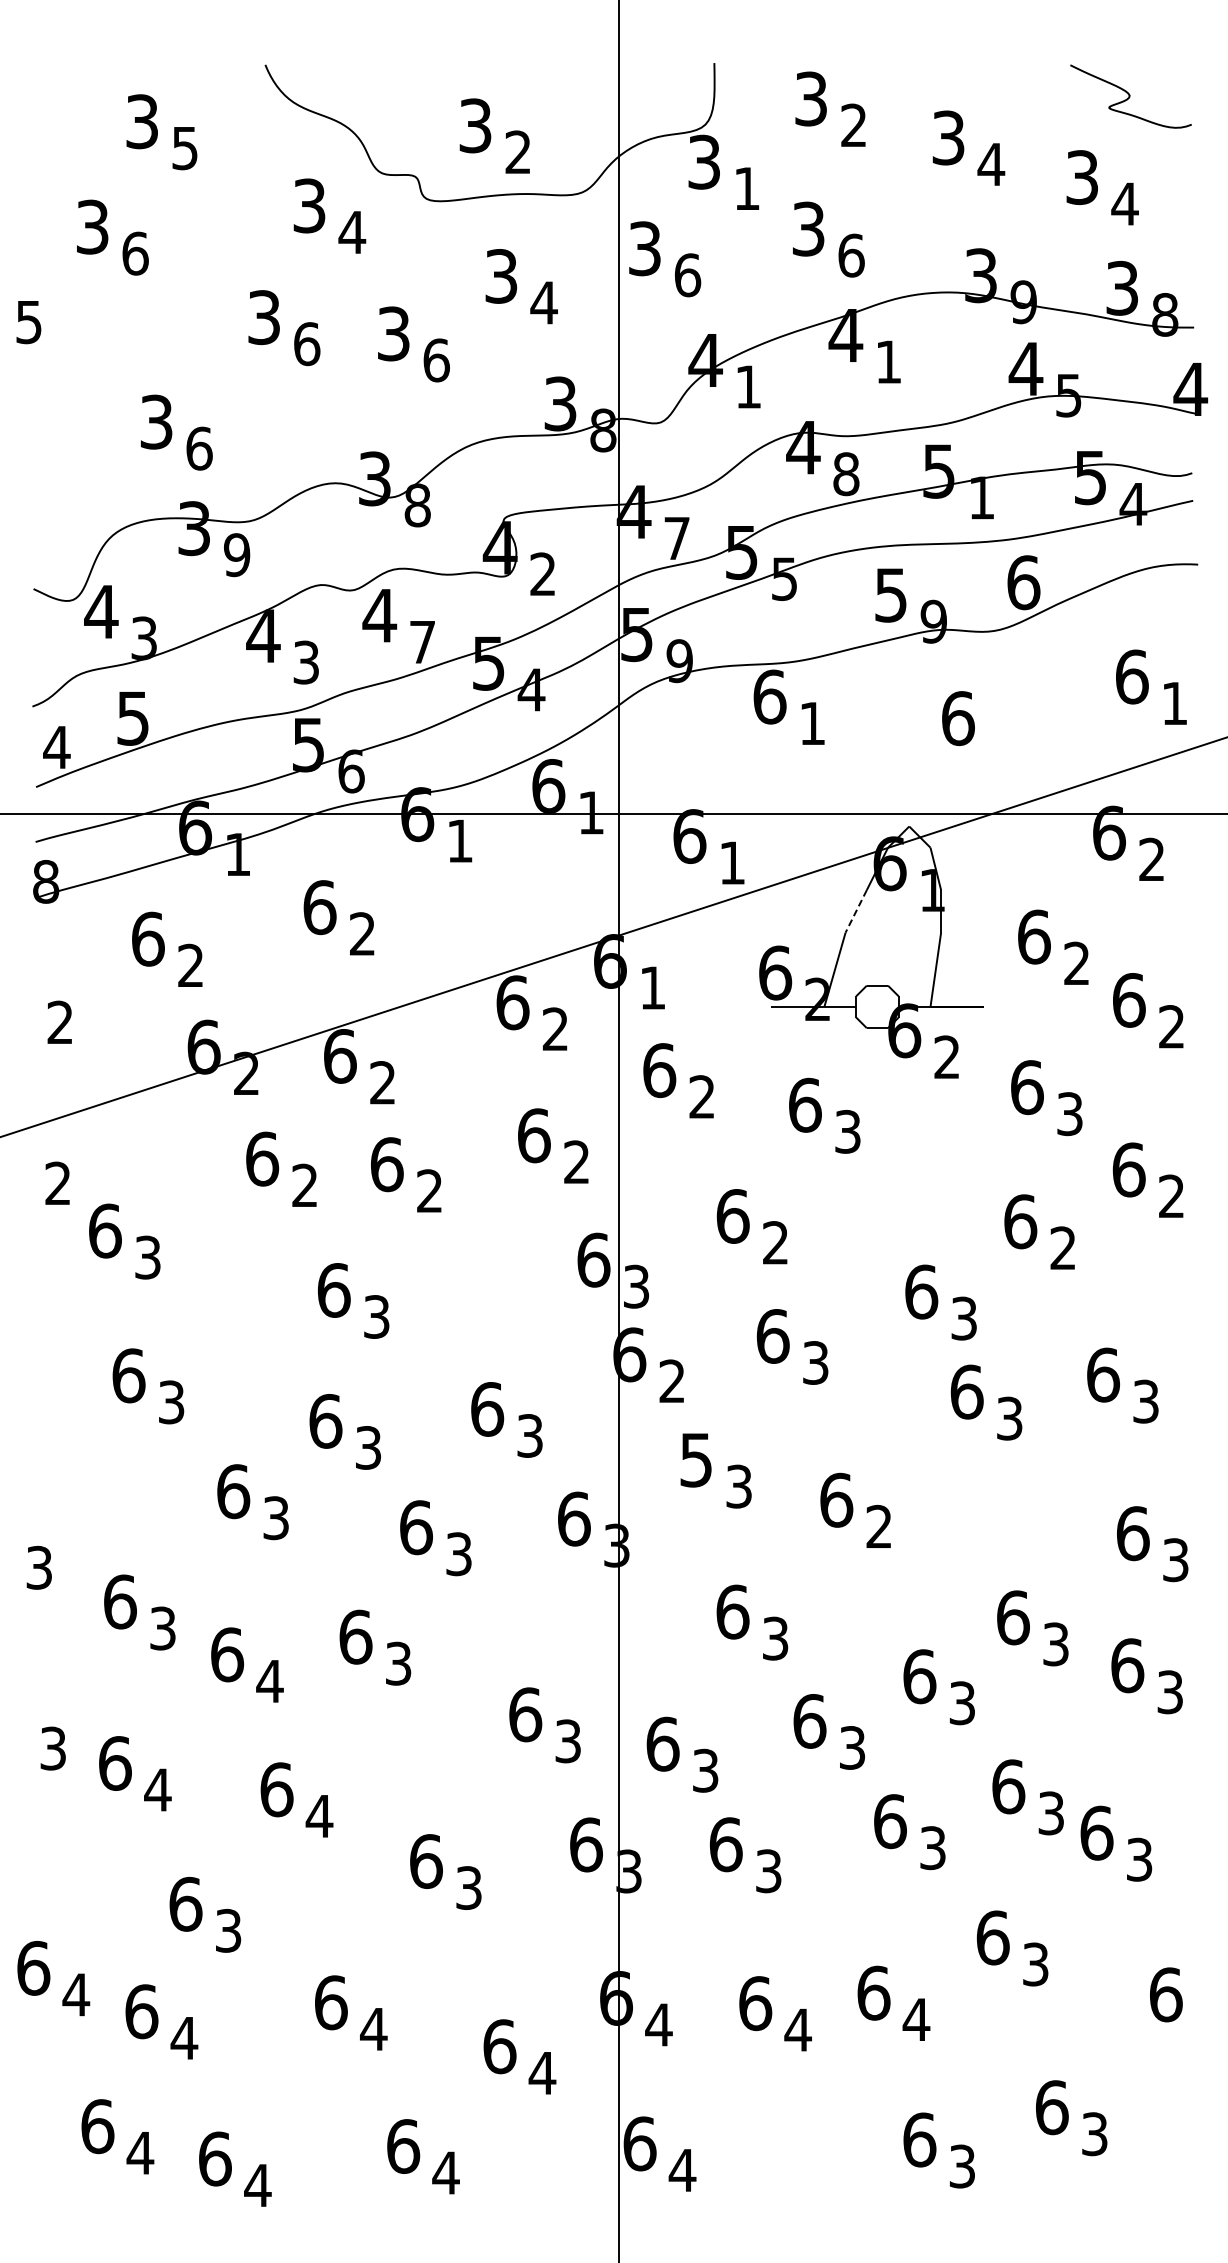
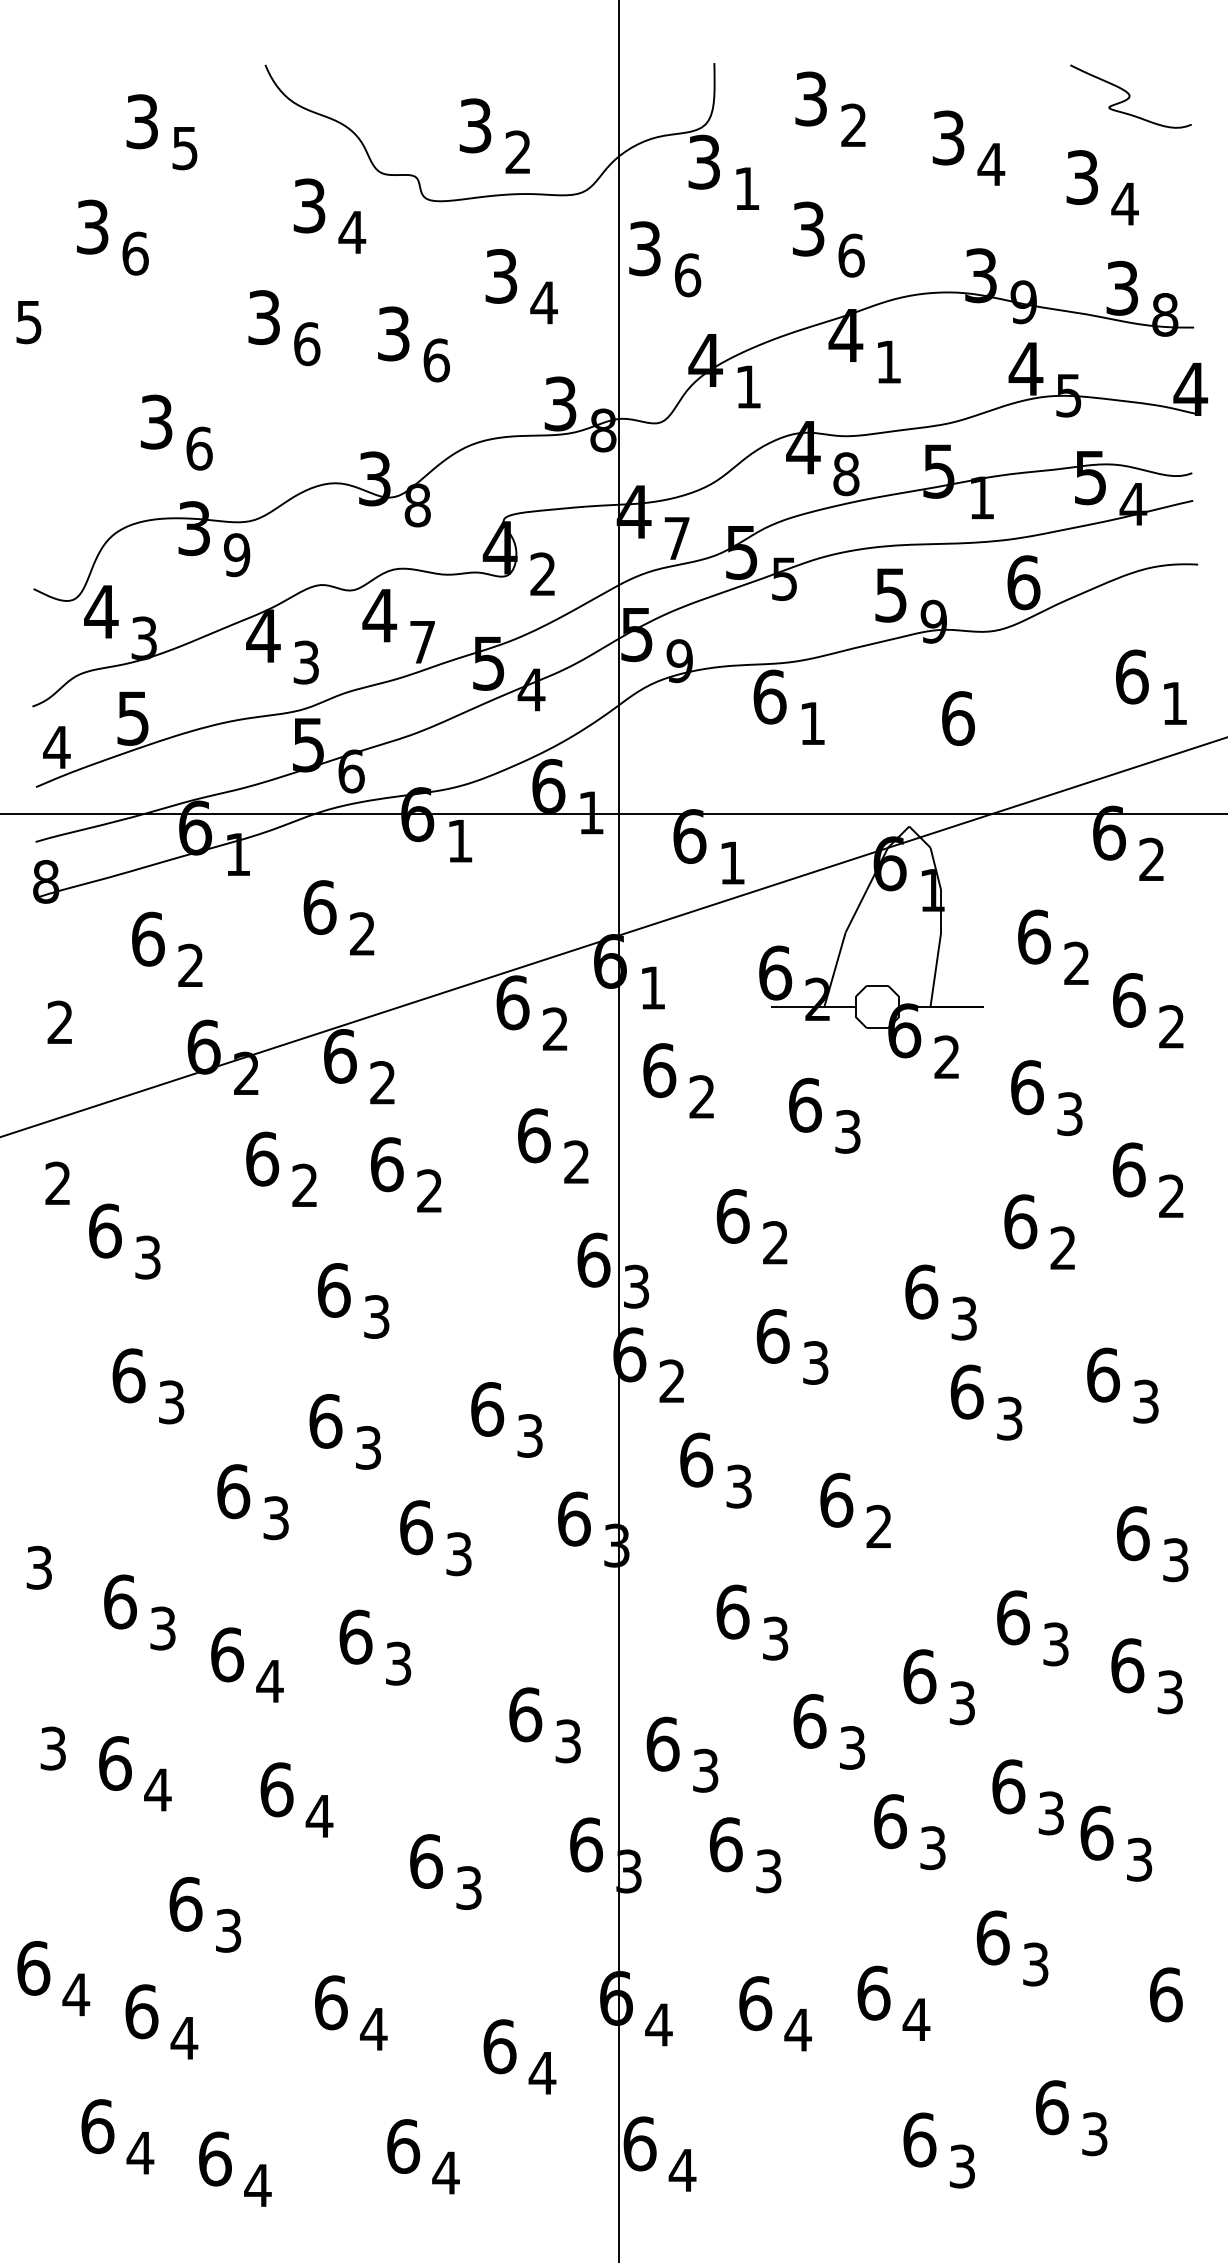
line: dashed -> solid (856, 911)
text: 5 -> 6 (696, 1459)
